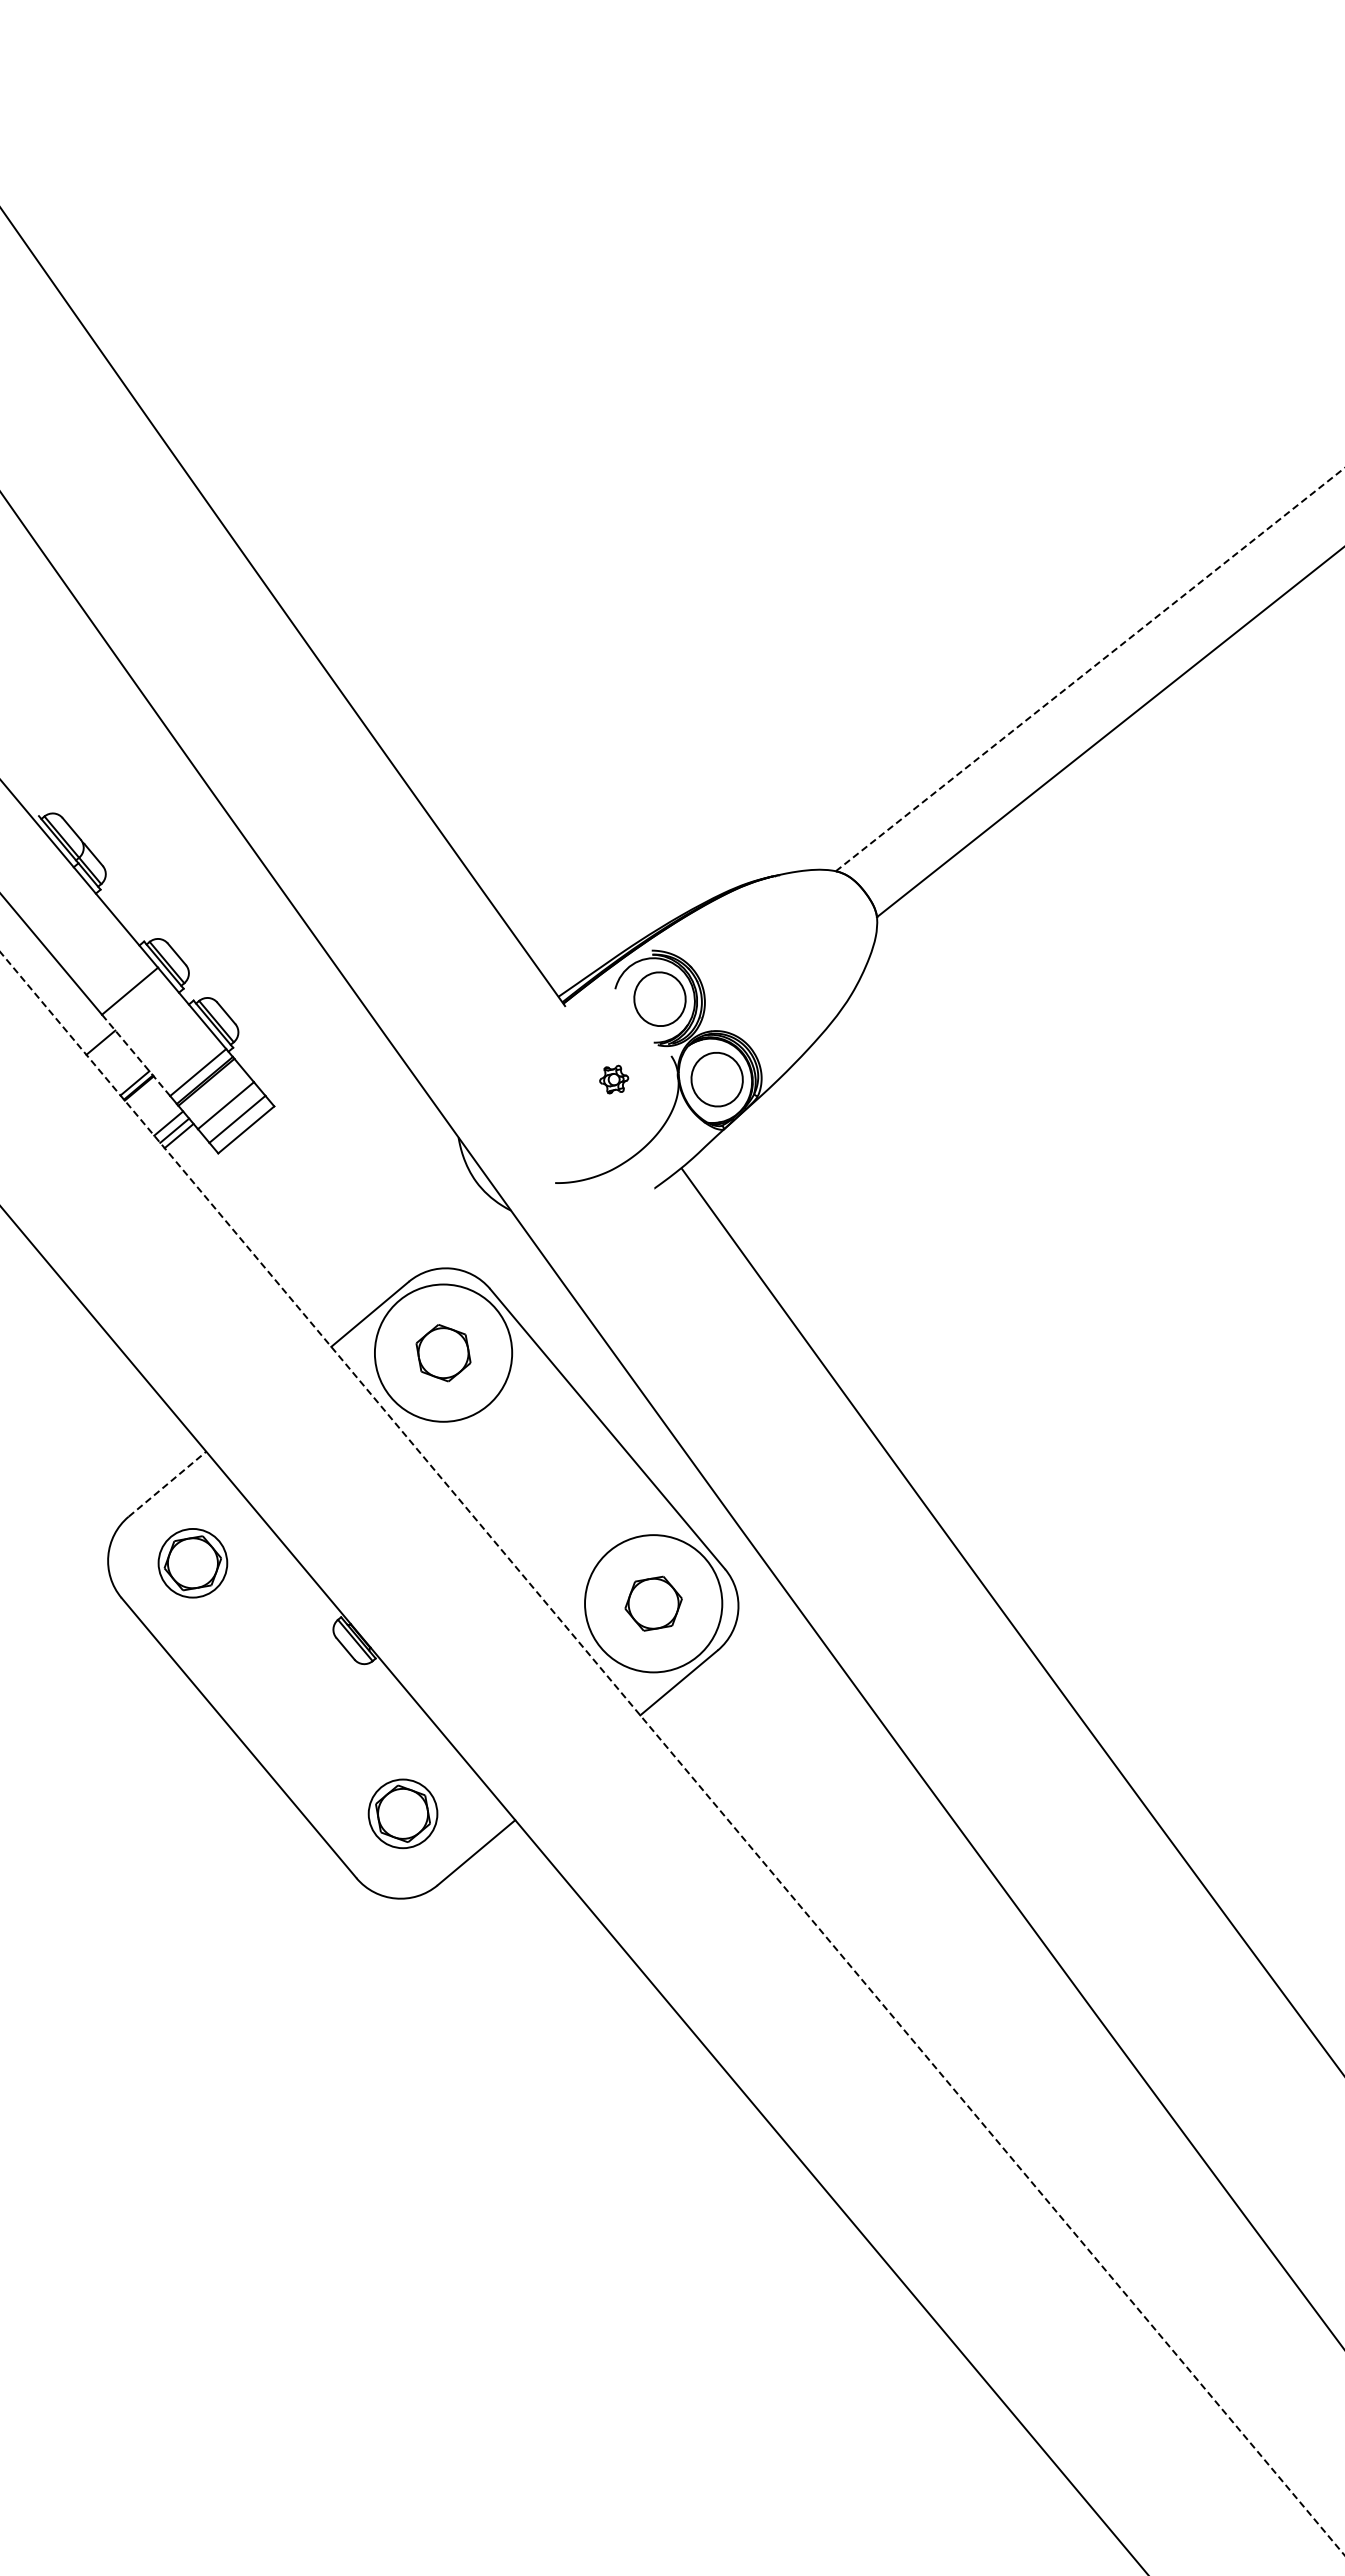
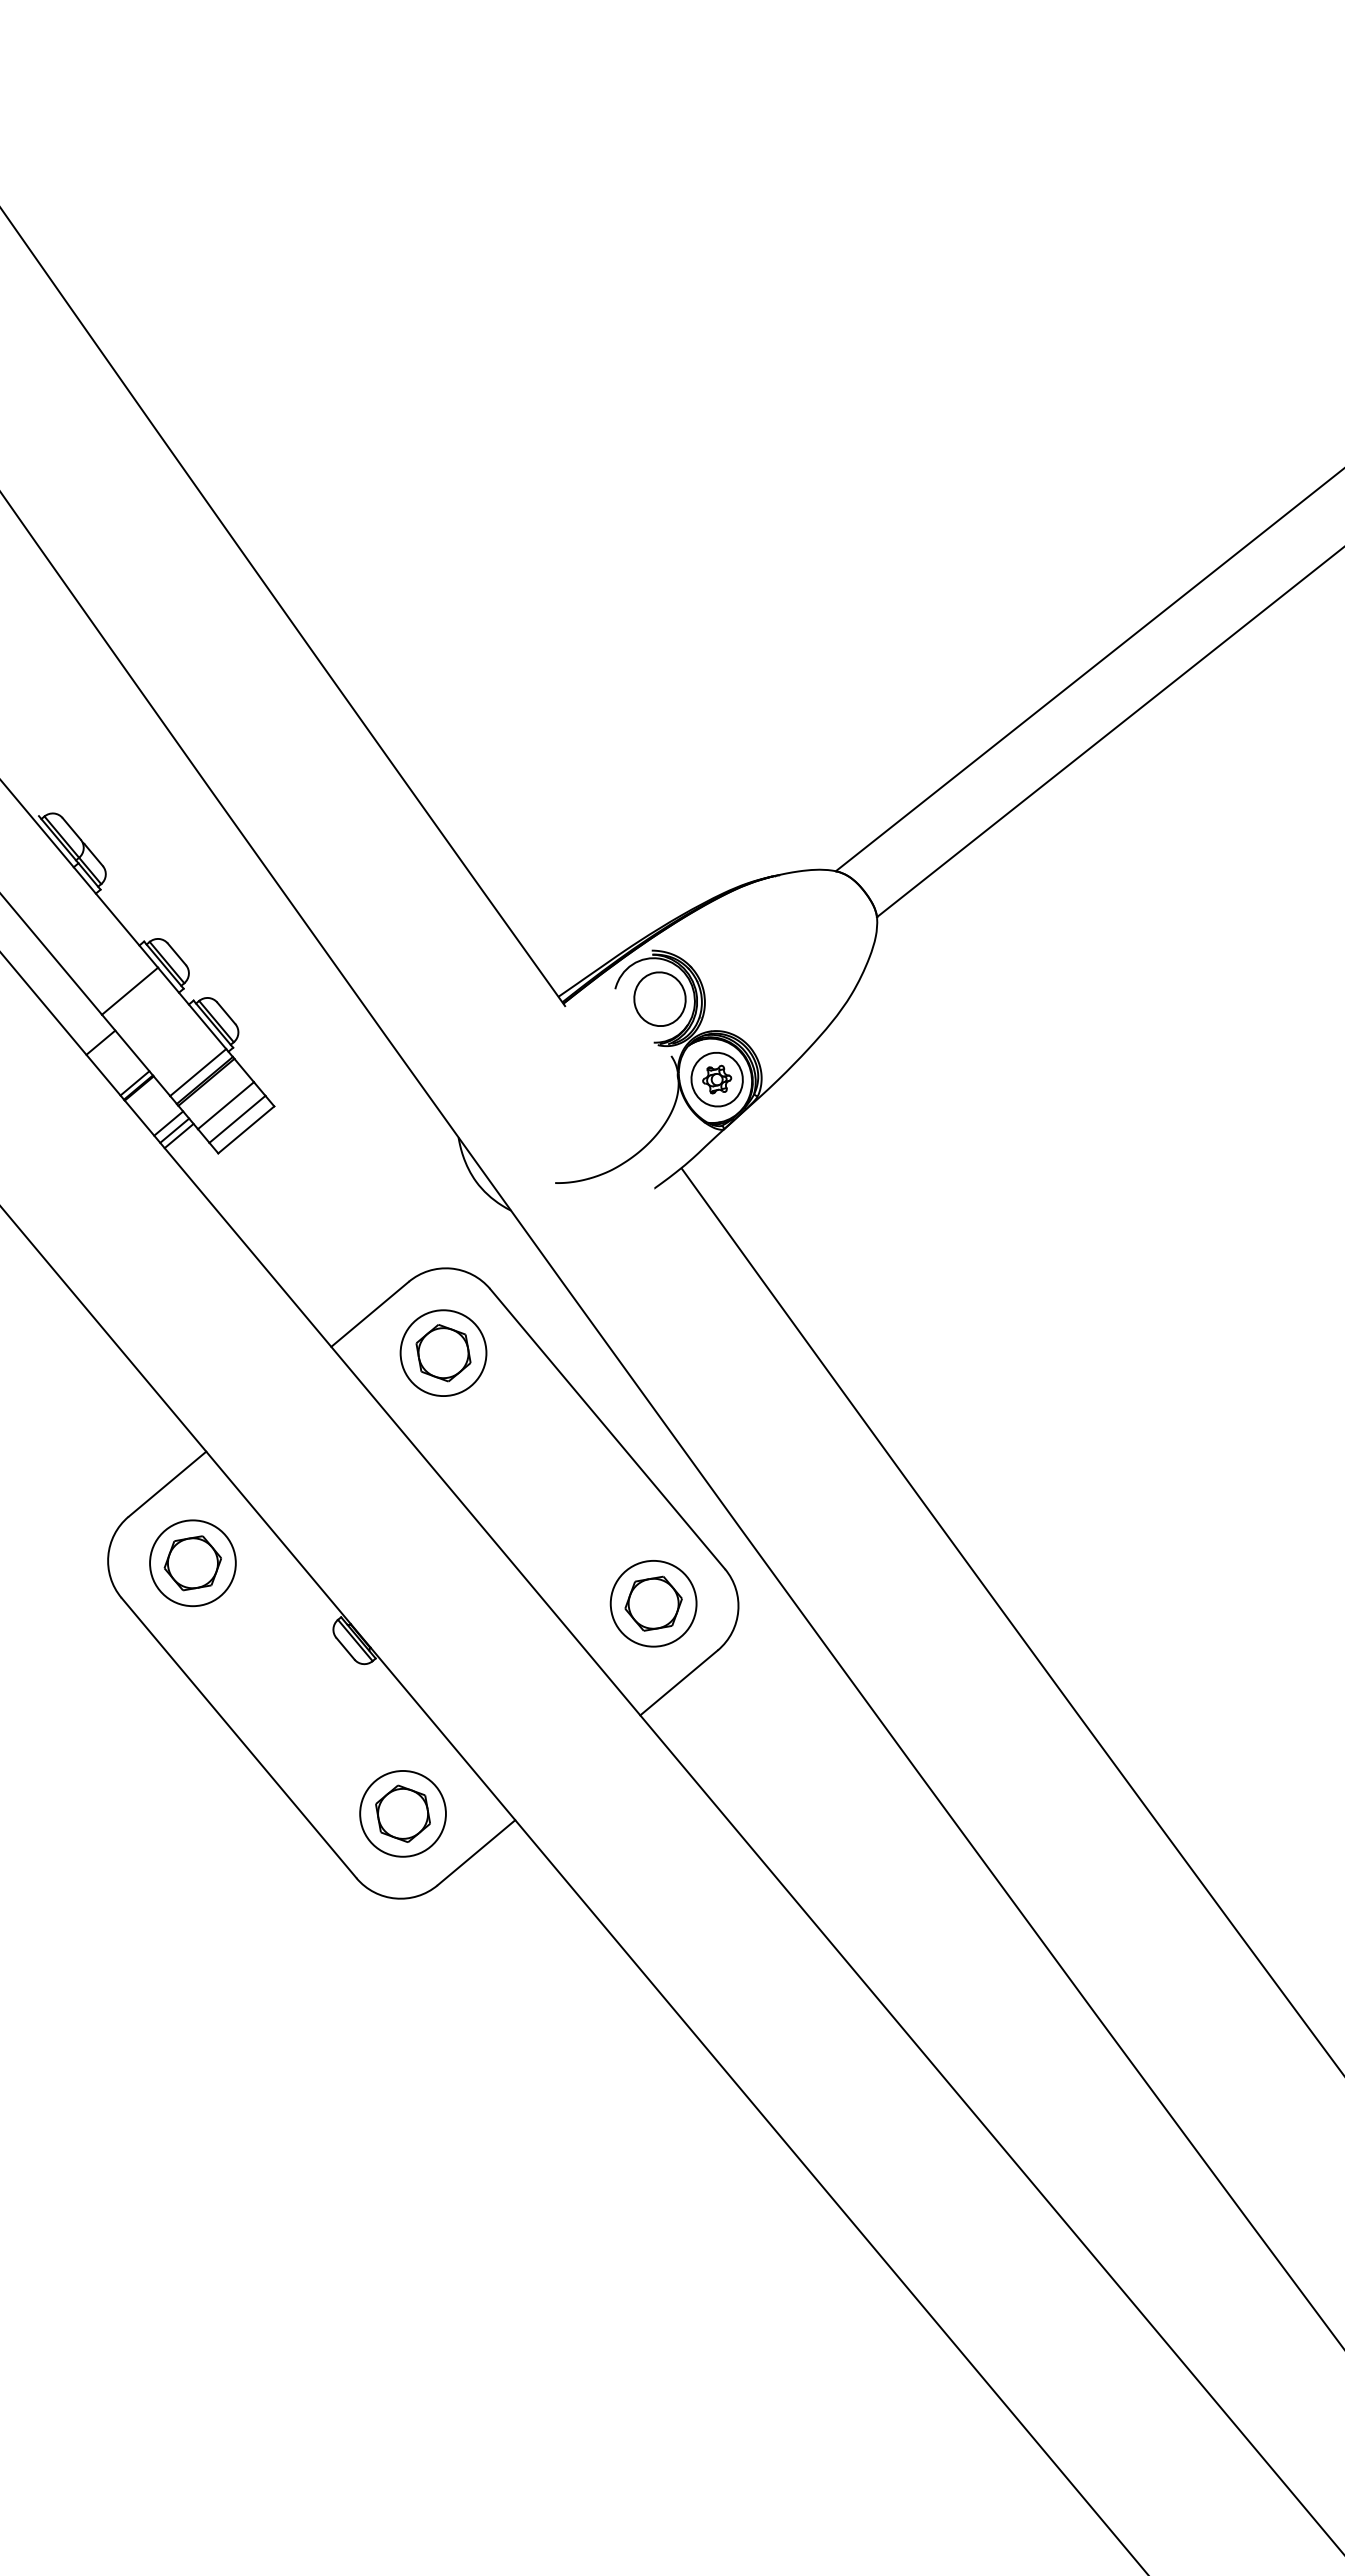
line: dashed -> solid (1090, 669)
line: dashed -> solid (135, 1055)
part position: (614, 1079) -> (717, 1079) (717, 1079)
circle diameter: 137 px -> 86 px (443, 1353)
line: dashed -> solid (167, 1484)
circle diameter: 69 px -> 86 px (192, 1563)
circle diameter: 137 px -> 86 px (653, 1603)
line: dashed -> solid (672, 1753)
circle diameter: 69 px -> 86 px (402, 1813)
